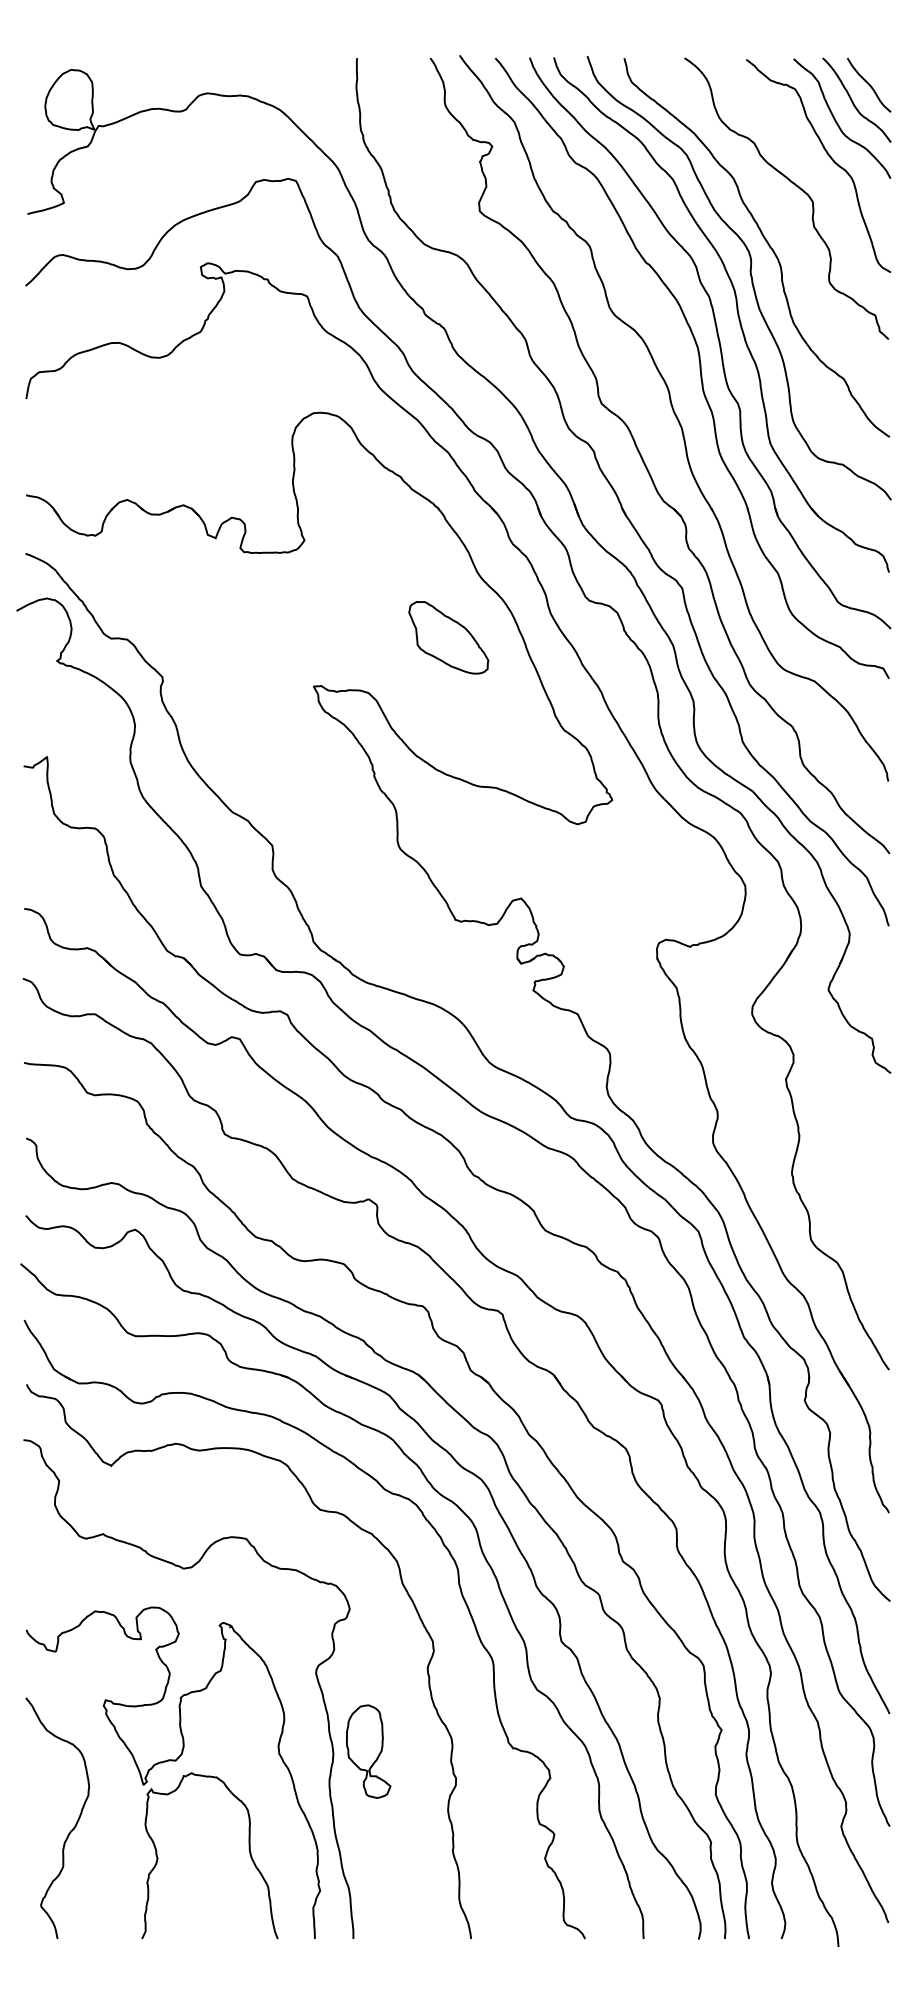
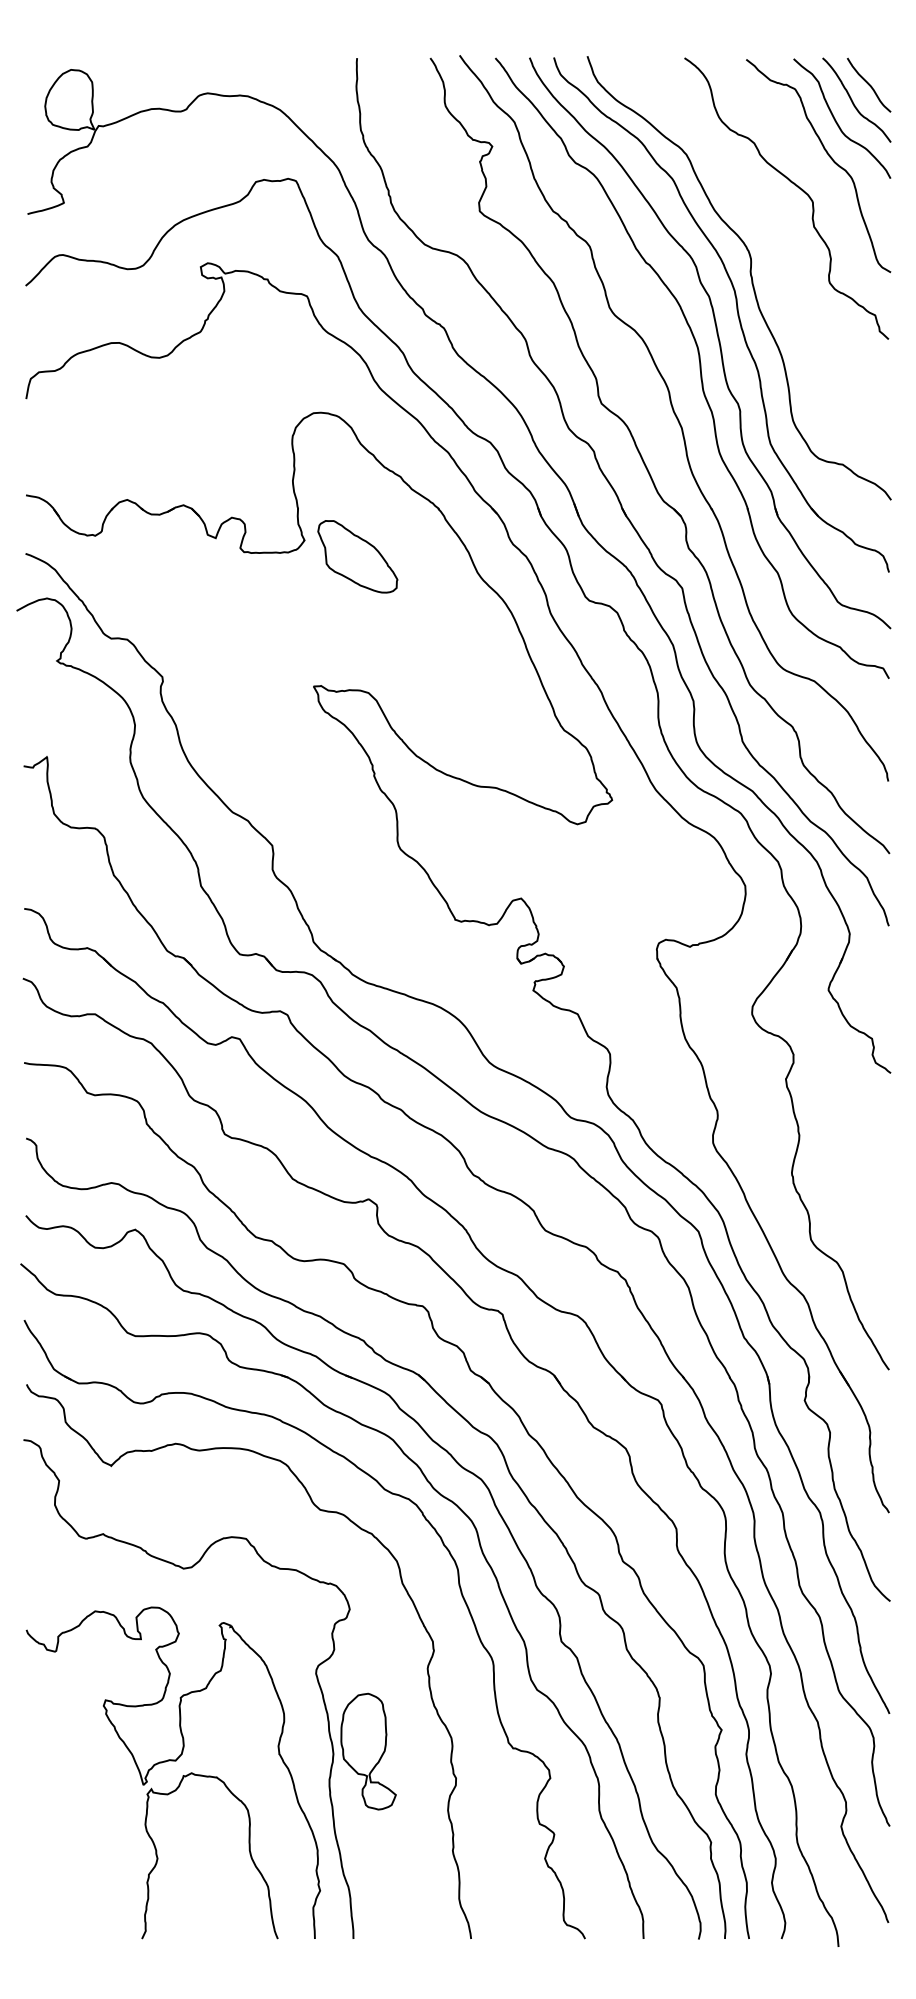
curve: present -> none (765, 241)
part position: (448, 637) -> (357, 556) (357, 556)
part size: 46x95 px -> 57x119 px (368, 1751)
curve: present -> none (70, 1830)
